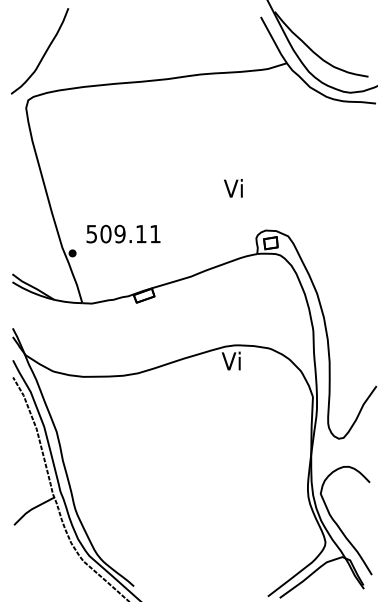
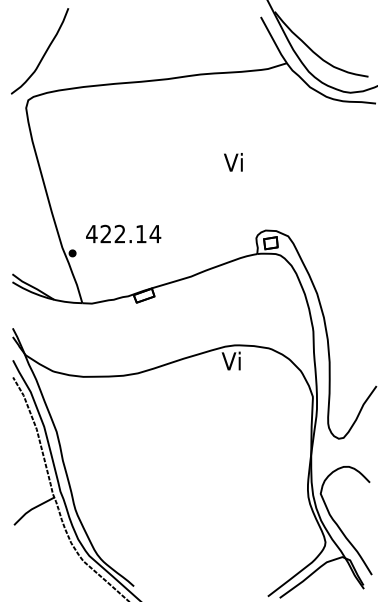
text position: (233, 188) -> (233, 162) (233, 162)
text: 509.11 -> 422.14 (123, 233)
